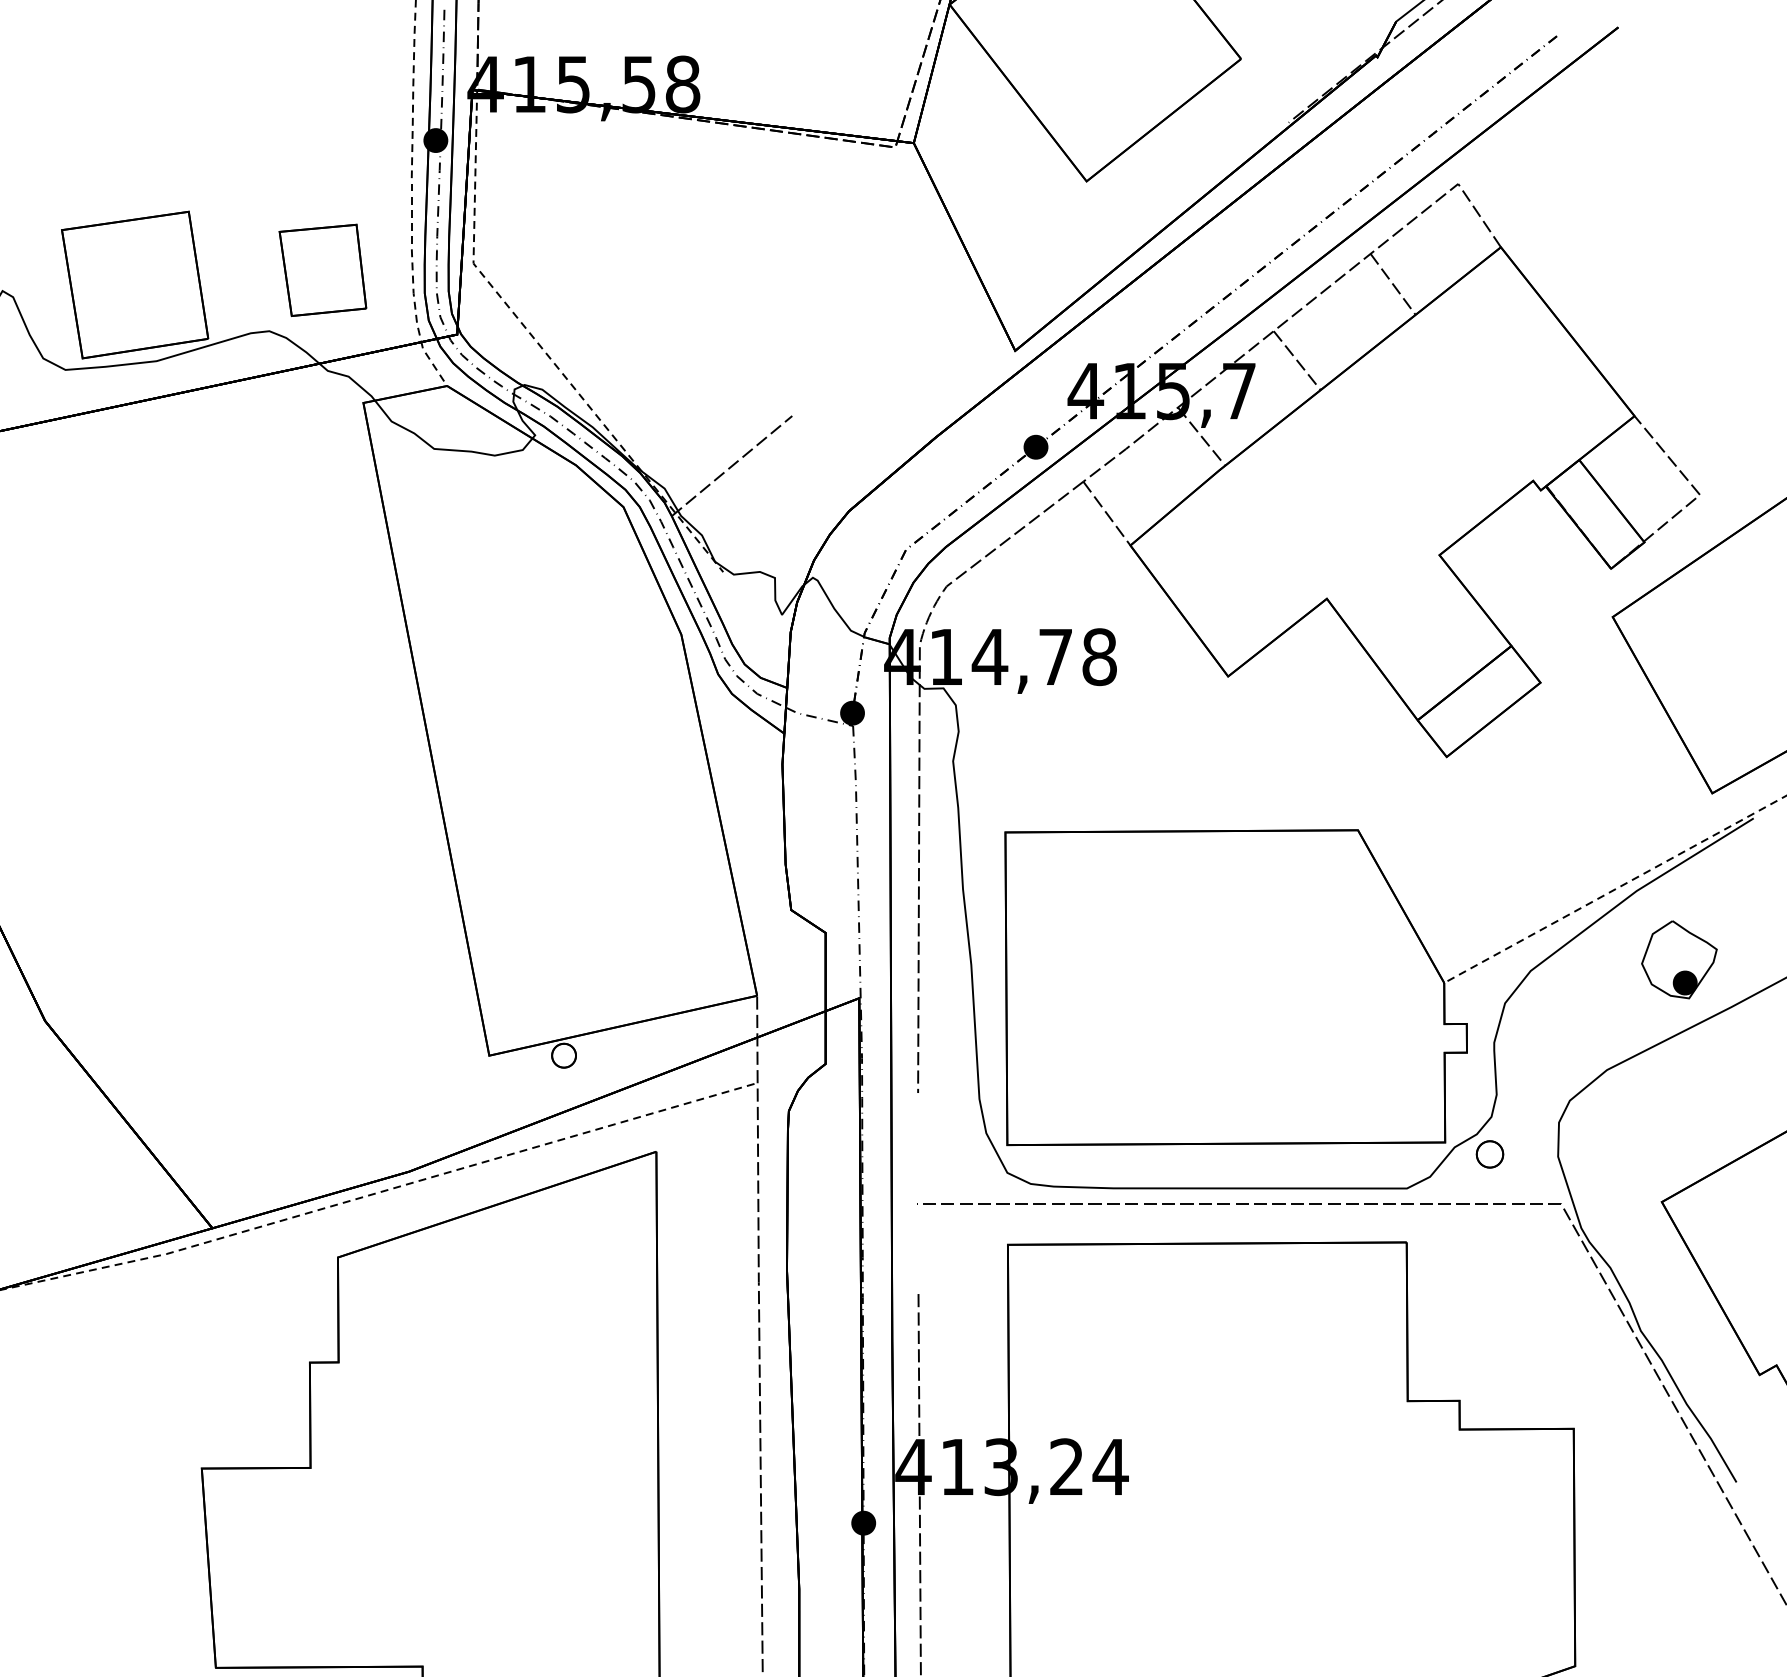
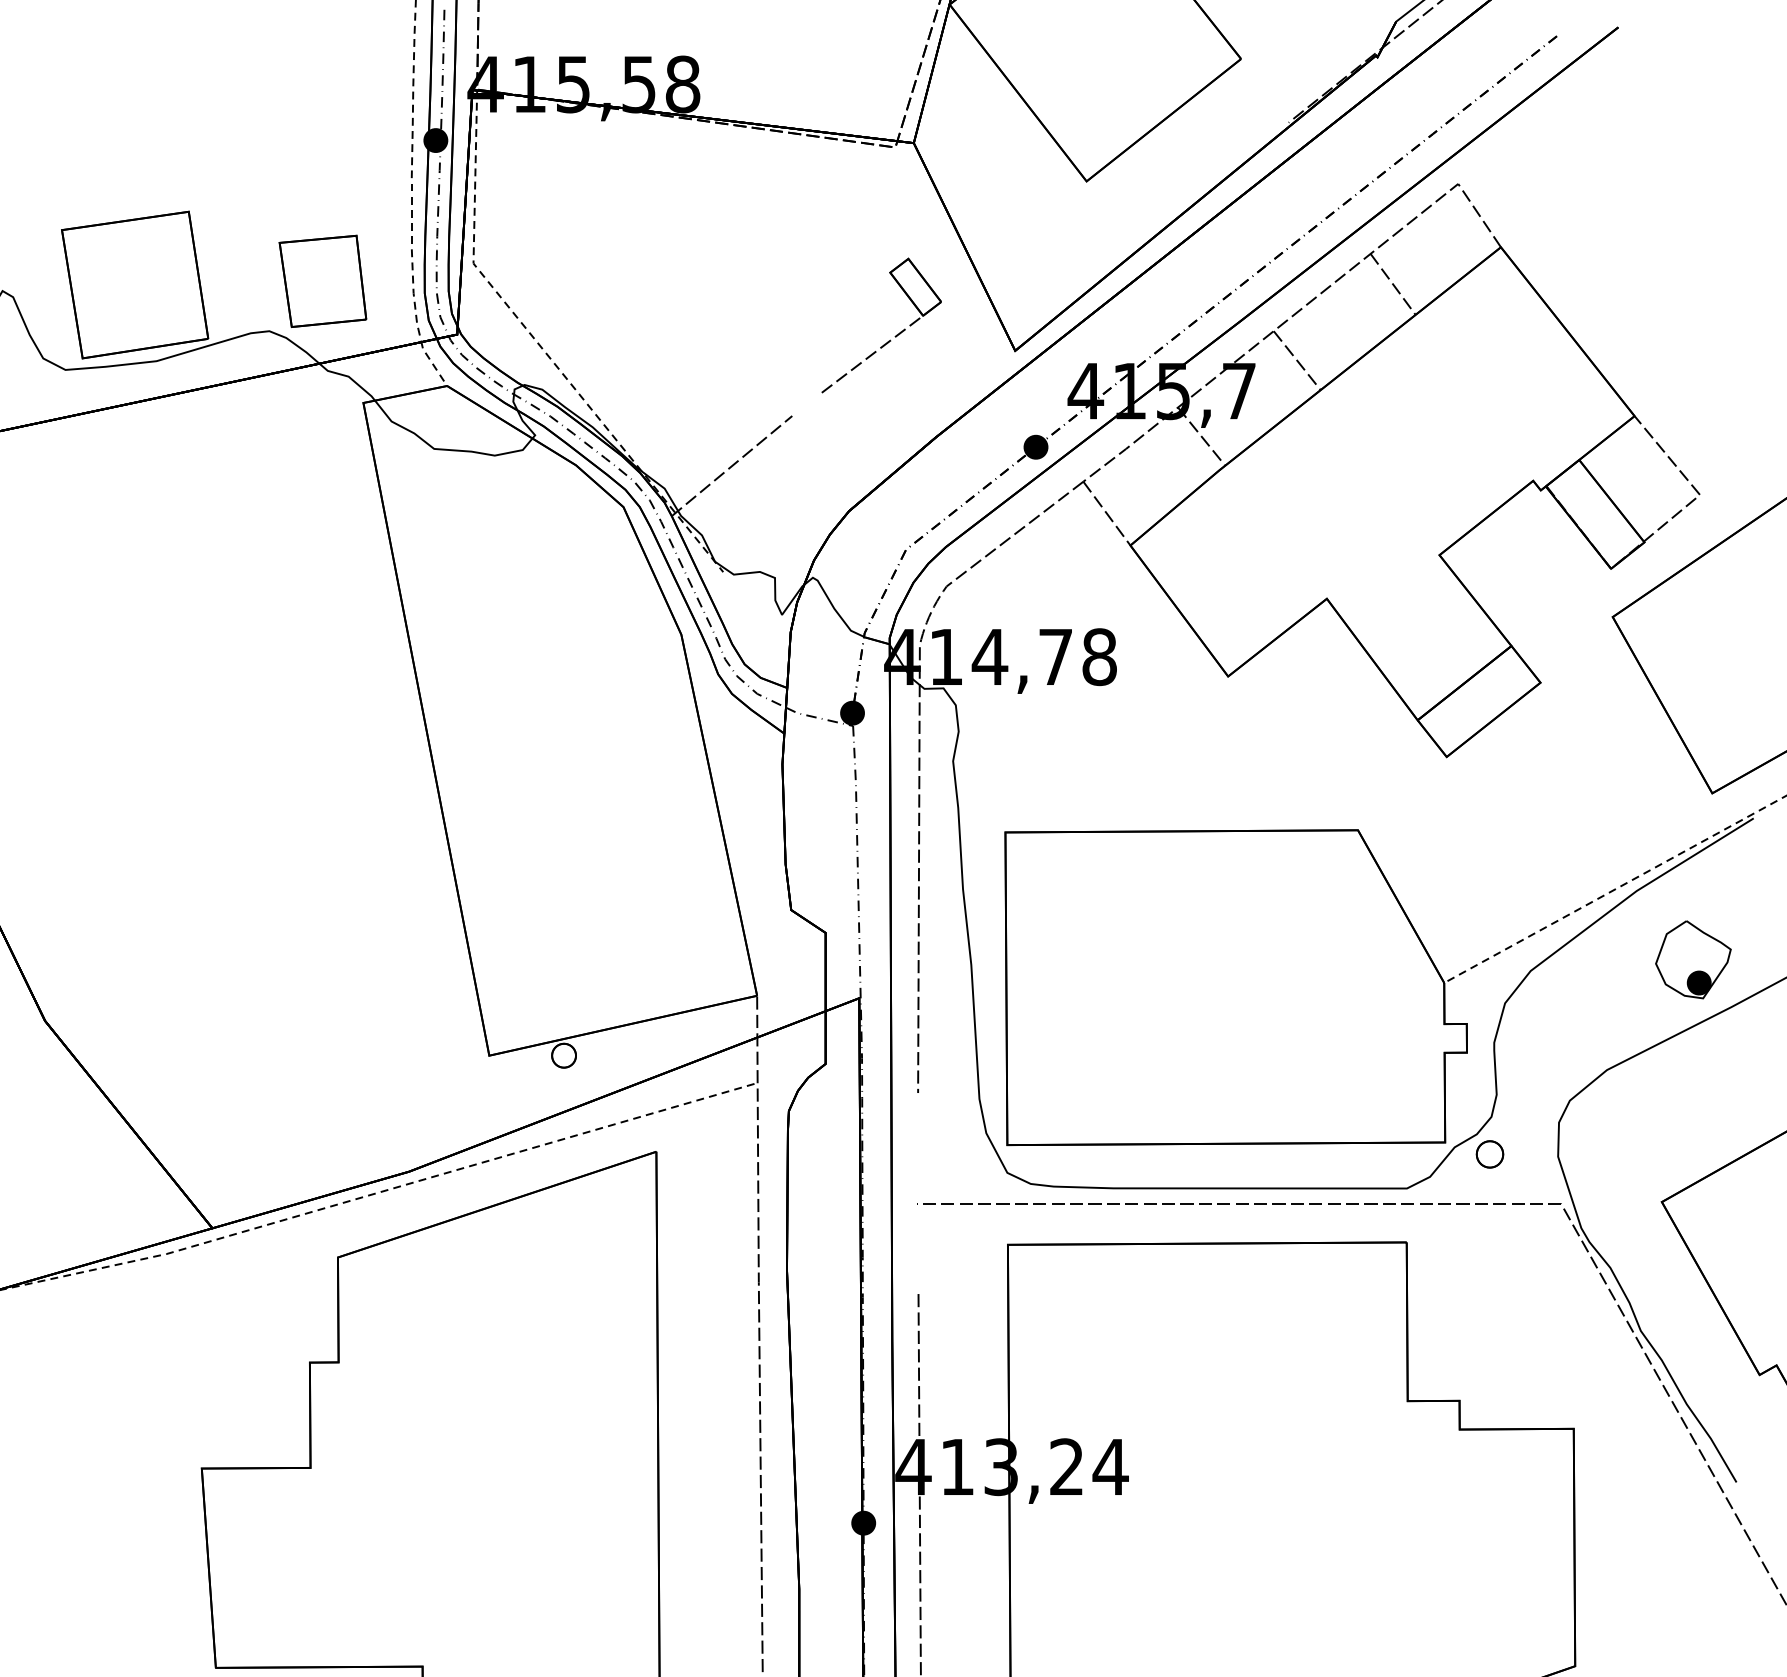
part position: (322, 269) -> (322, 280) (322, 280)
part: none -> present (888, 340)
part position: (1679, 959) -> (1693, 959) (1693, 959)
